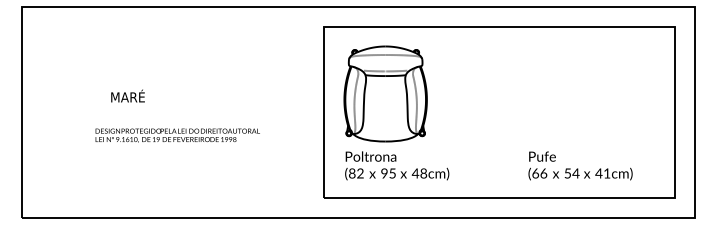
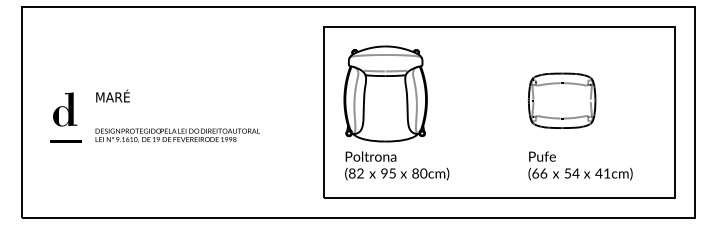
text position: (127, 95) -> (112, 95) (112, 95)
part: none -> present (562, 100)
part: none -> present (65, 109)
fill: none -> present (65, 141)
text: 48cm) -> 80cm) (419, 173)
